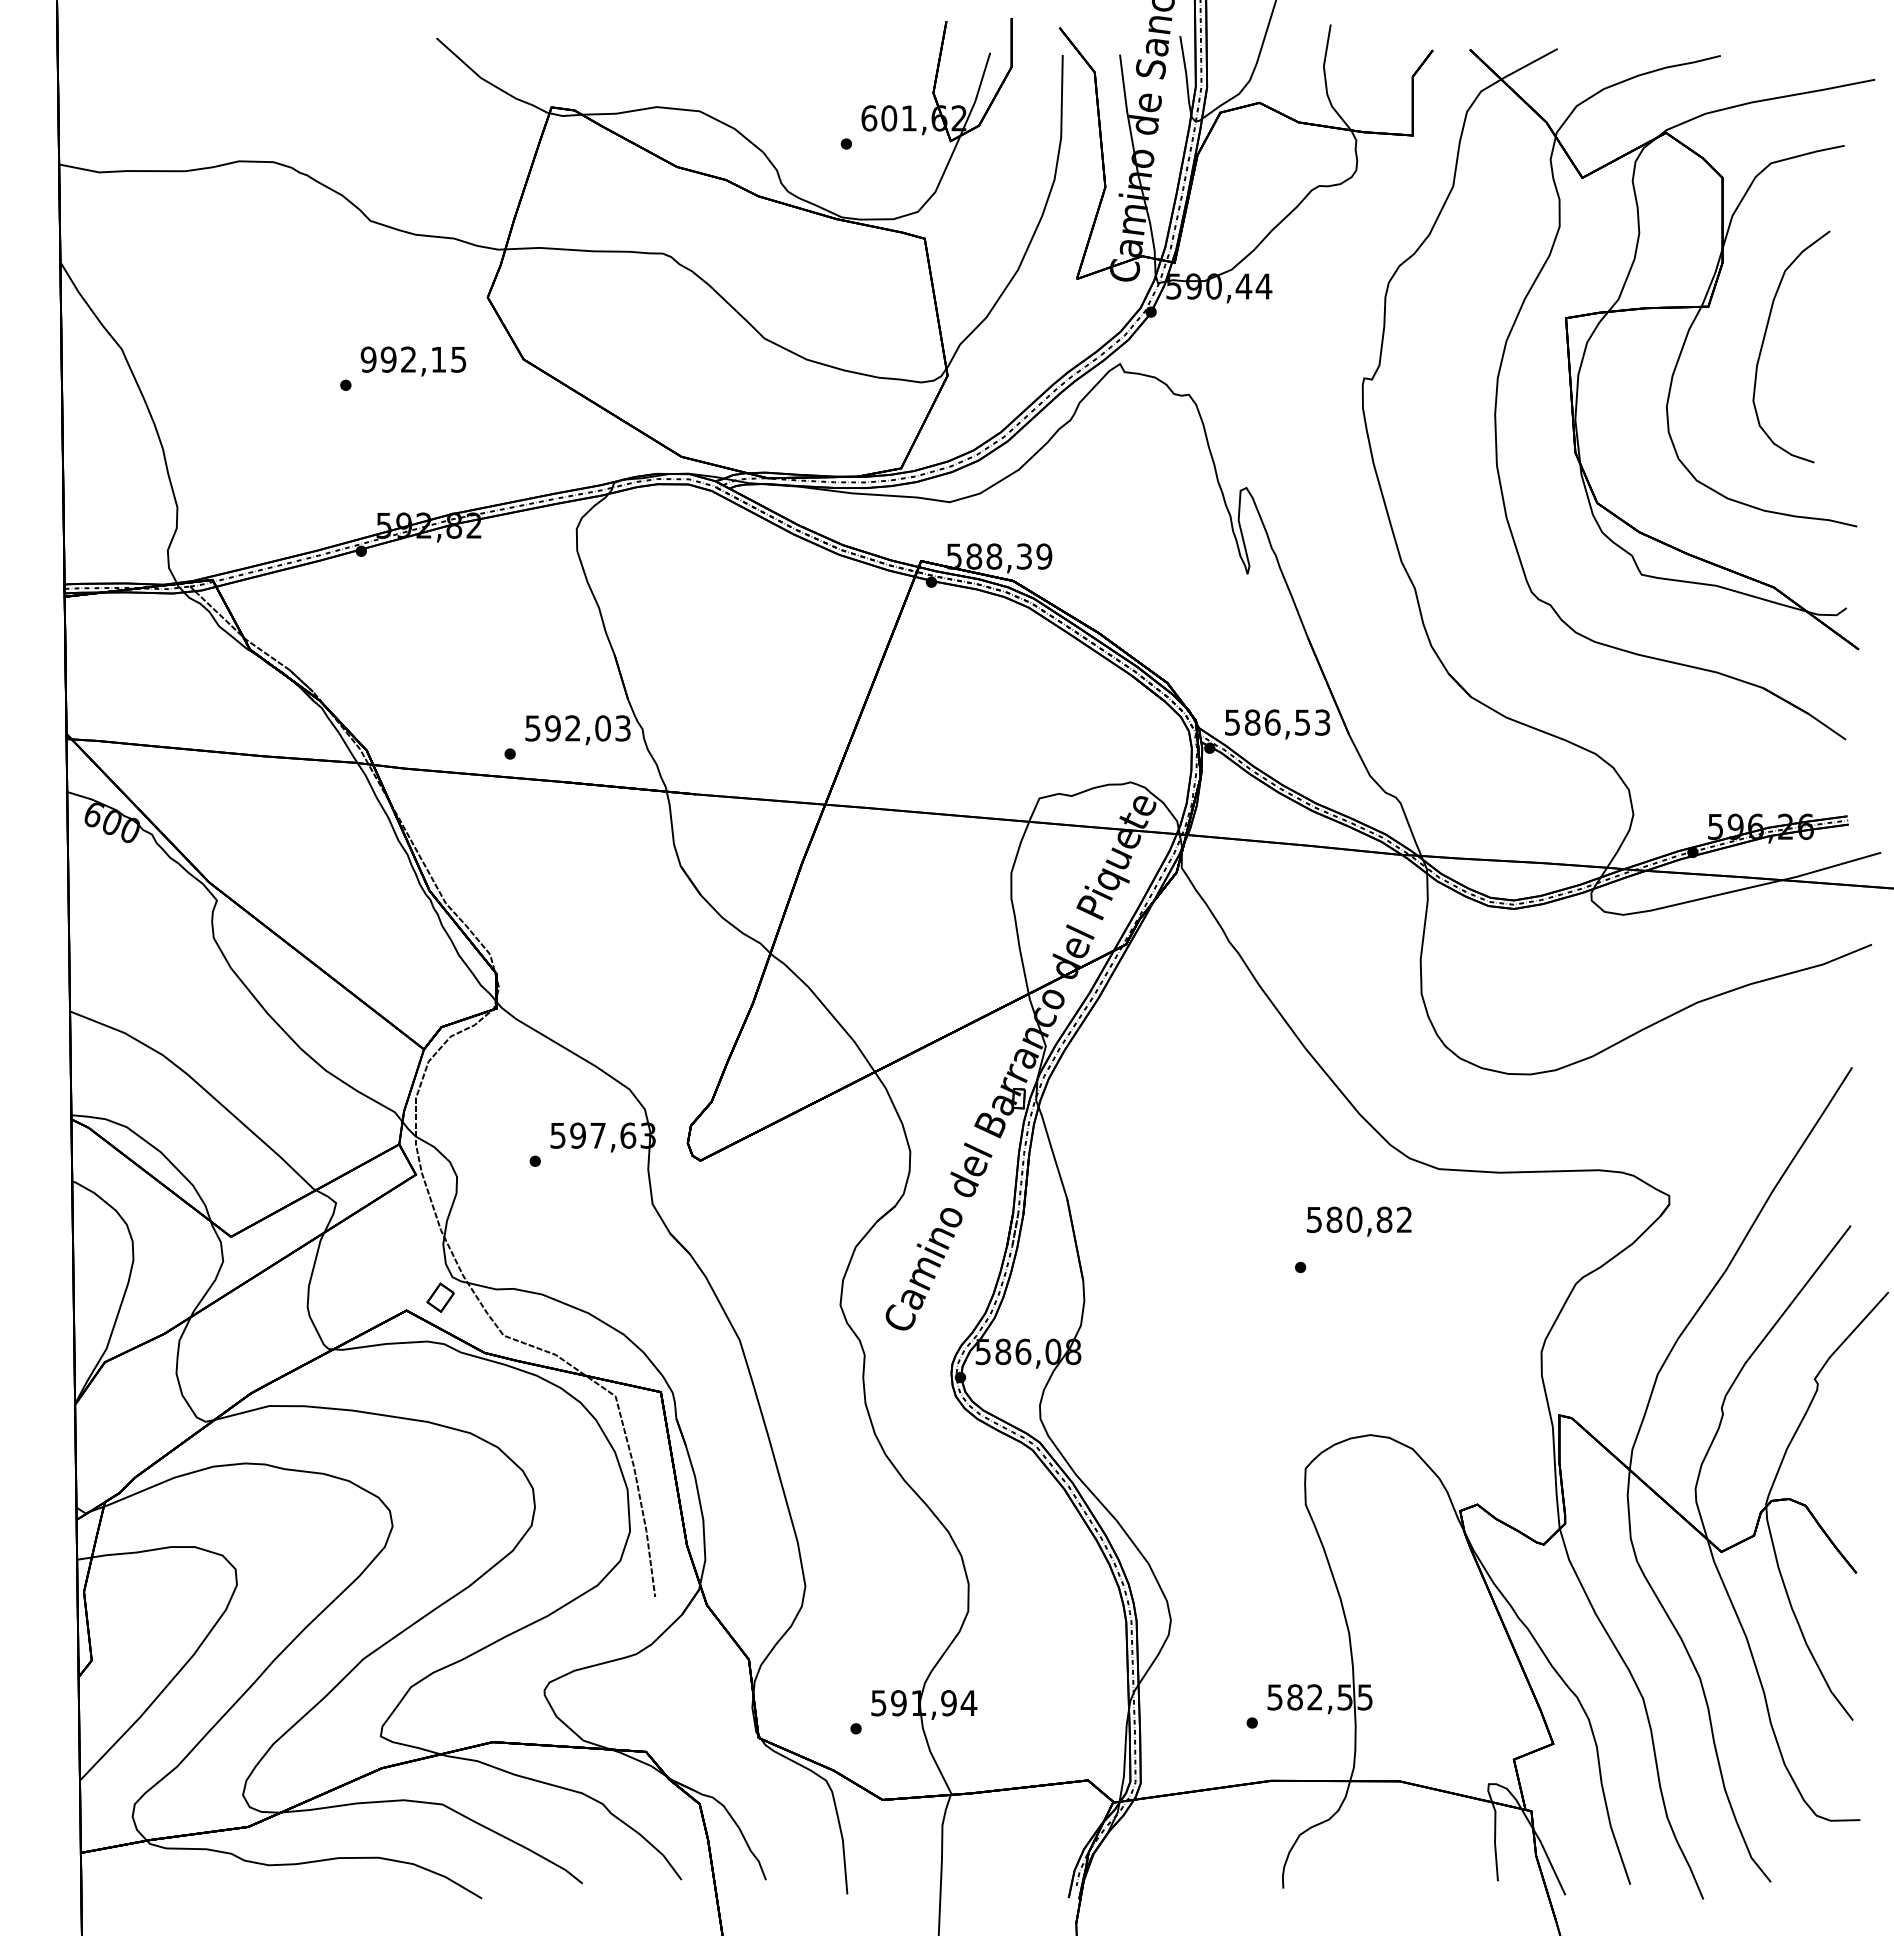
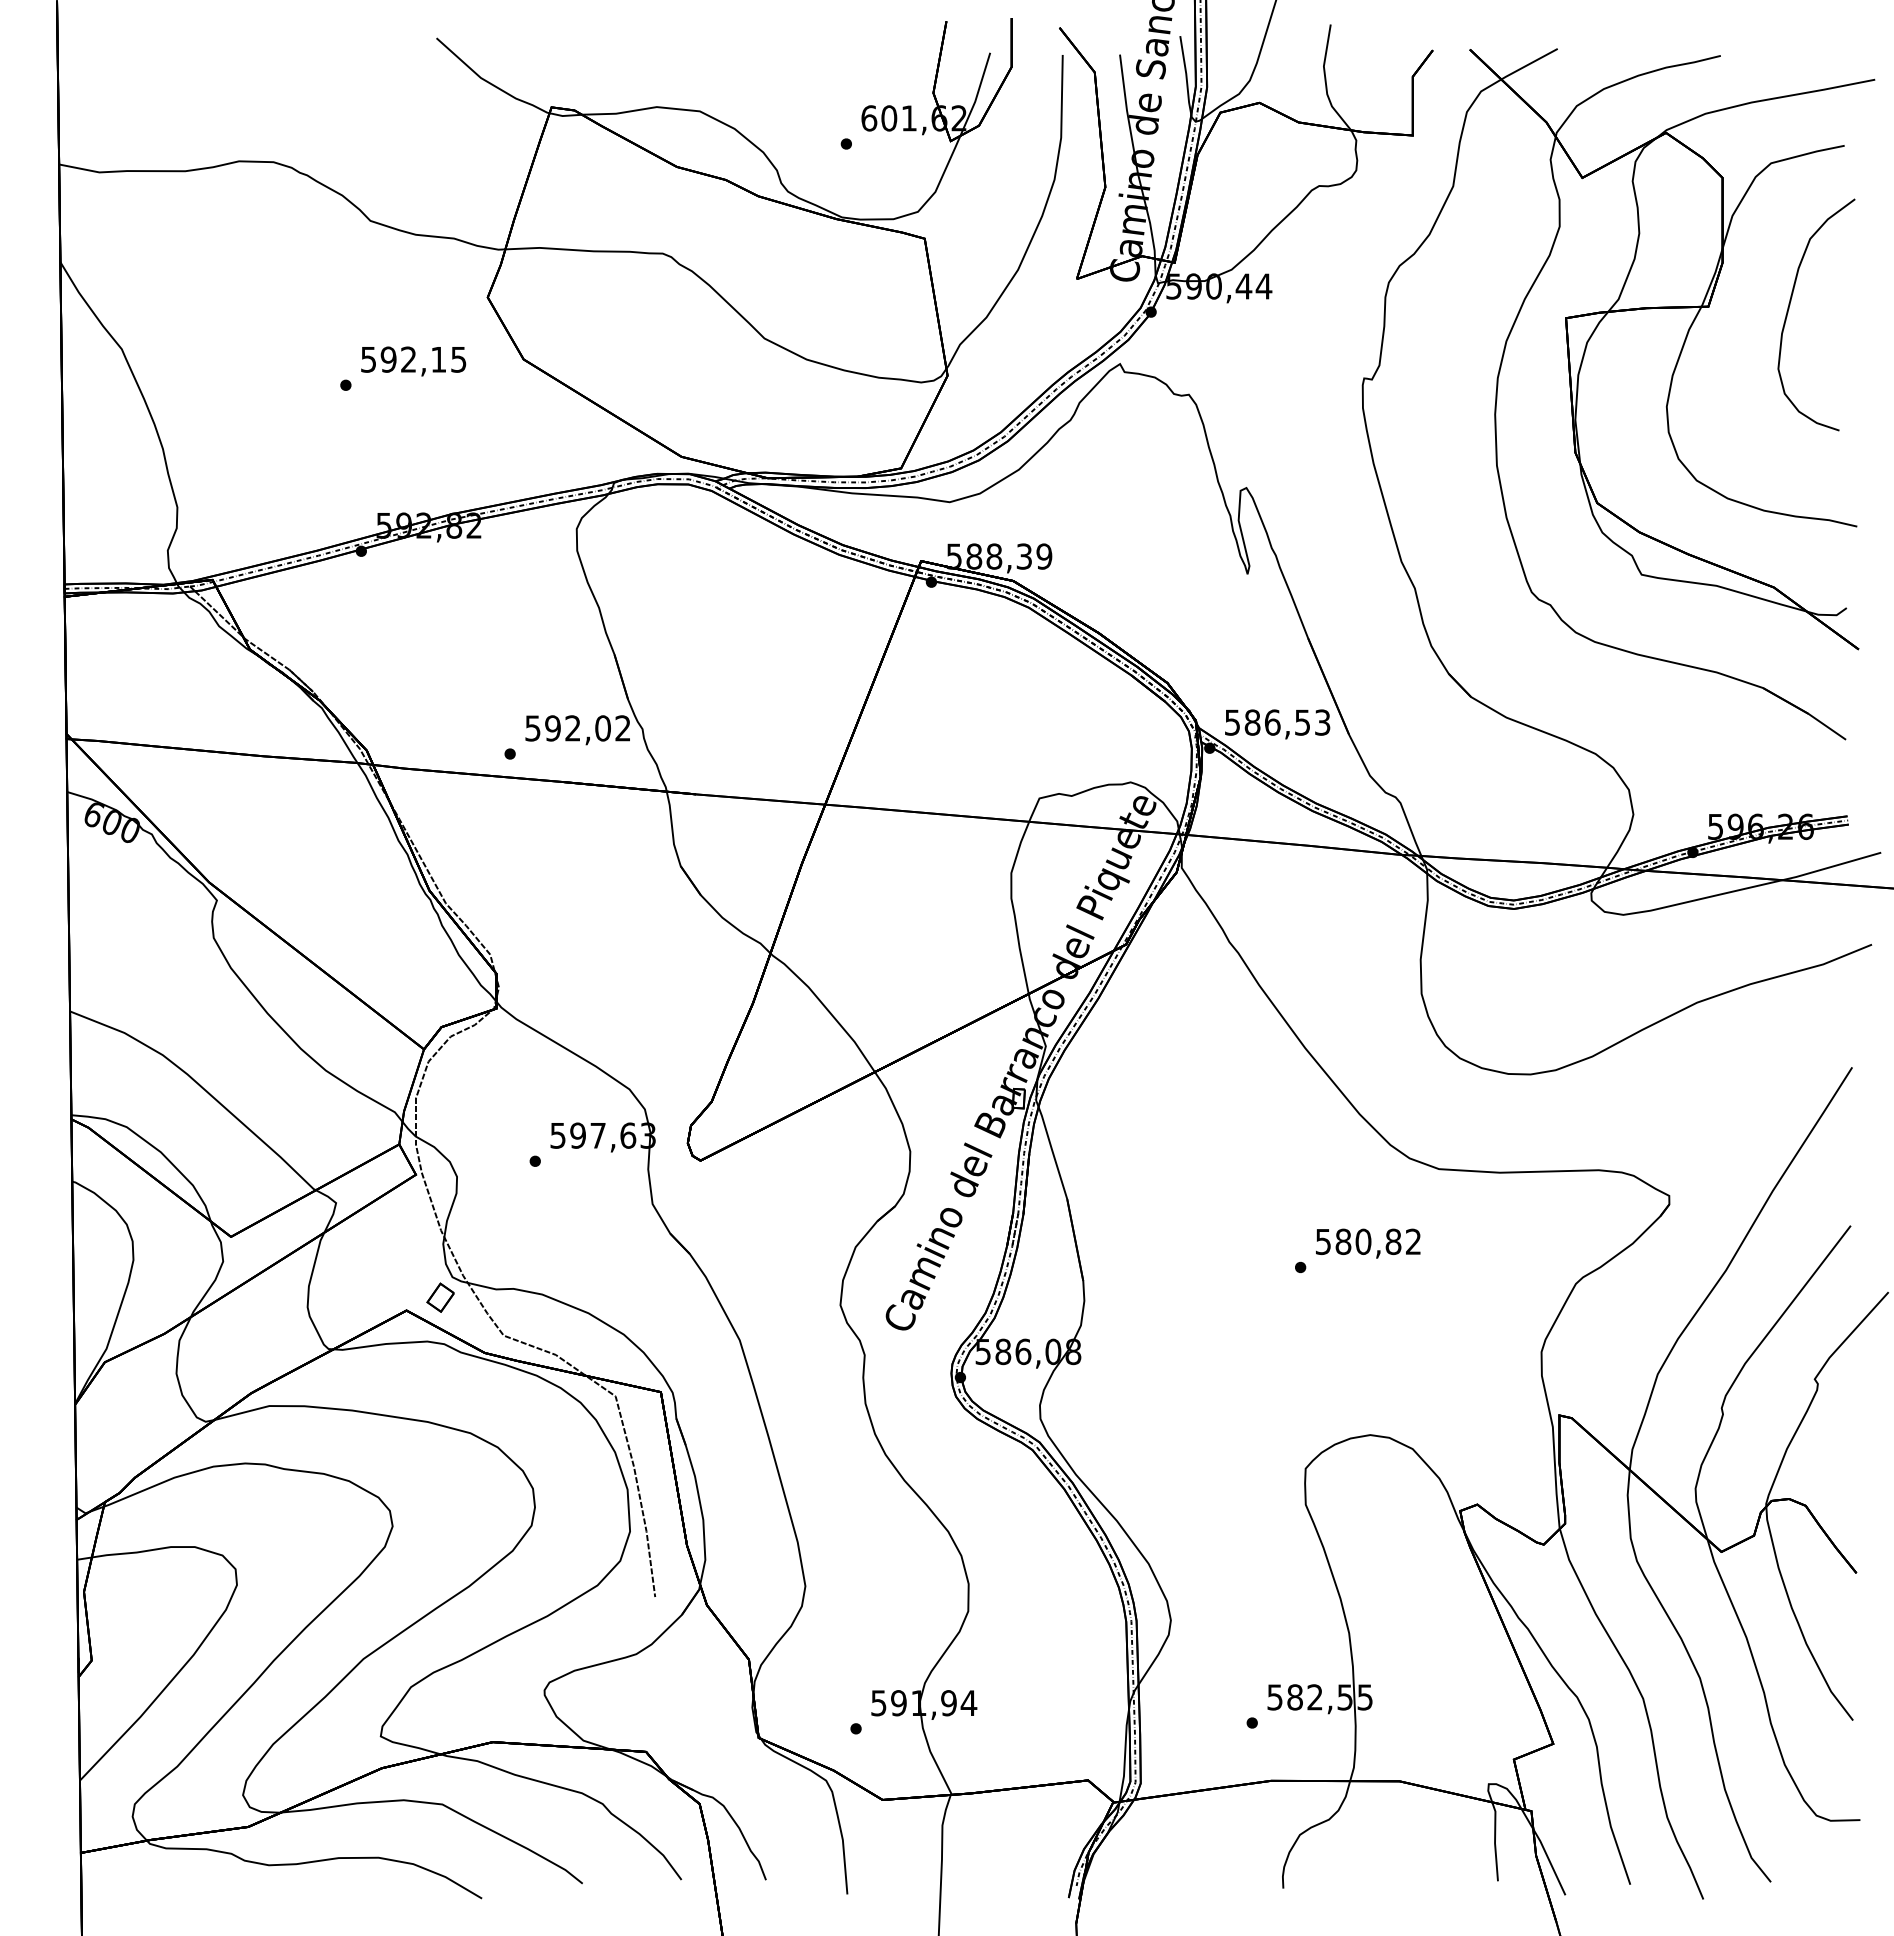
curve position: (1764, 341) -> (1789, 309) (1789, 309)
text: 992,15 -> 592,15 (368, 359)
text: 592,03 -> 592,02 (622, 728)
text position: (1359, 1221) -> (1368, 1243) (1368, 1243)
